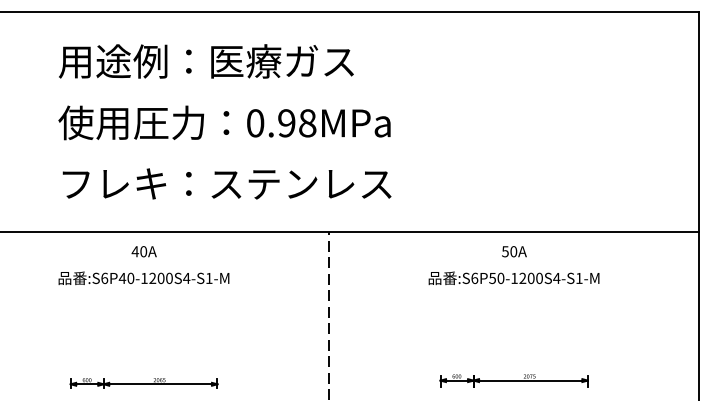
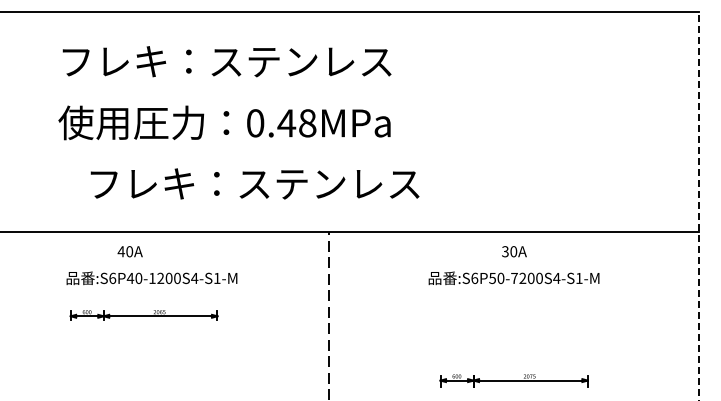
text: 用途例：医療ガス -> フレキ：ステンレス (225, 61)
text: 0.98MPa -> 0.48MPa (286, 123)
text position: (226, 183) -> (254, 183) (254, 183)
line: solid -> dashed (699, 206)
text position: (143, 251) -> (129, 251) (129, 251)
text: 50A -> 30A (505, 251)
text position: (143, 277) -> (151, 277) (151, 277)
text: :S6P50-1200S4-S1-M -> :S6P50-7200S4-S1-M (514, 278)
part position: (143, 383) -> (143, 315) (143, 315)
